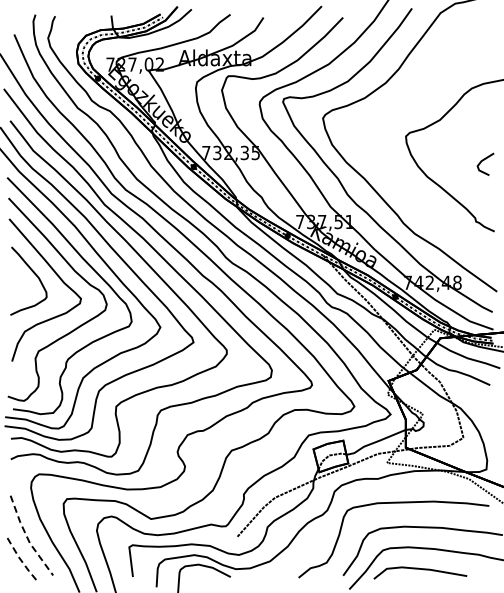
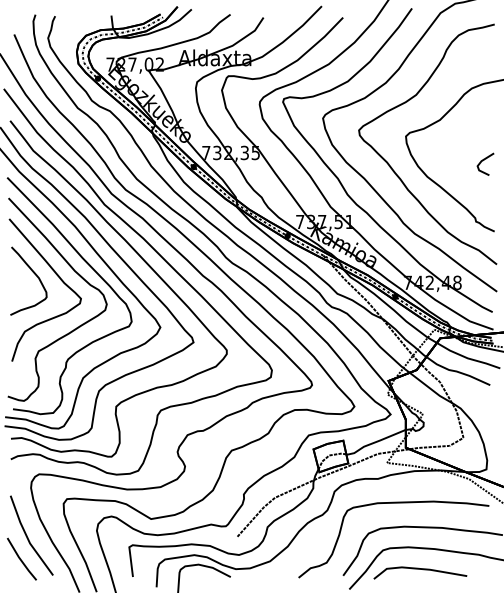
curve: none -> present (392, 167)
line: dashed -> solid (27, 538)
line: dashed -> solid (21, 560)
